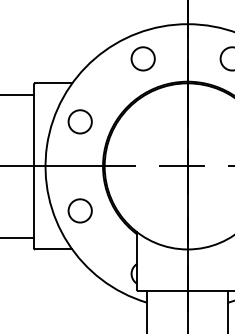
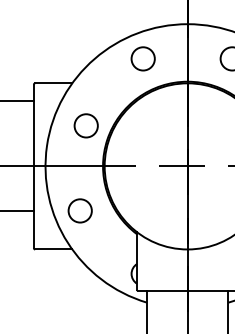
line position: (17, 95) -> (17, 101) (17, 101)
circle position: (79, 121) -> (85, 125) (85, 125)
line position: (17, 237) -> (17, 210) (17, 210)
